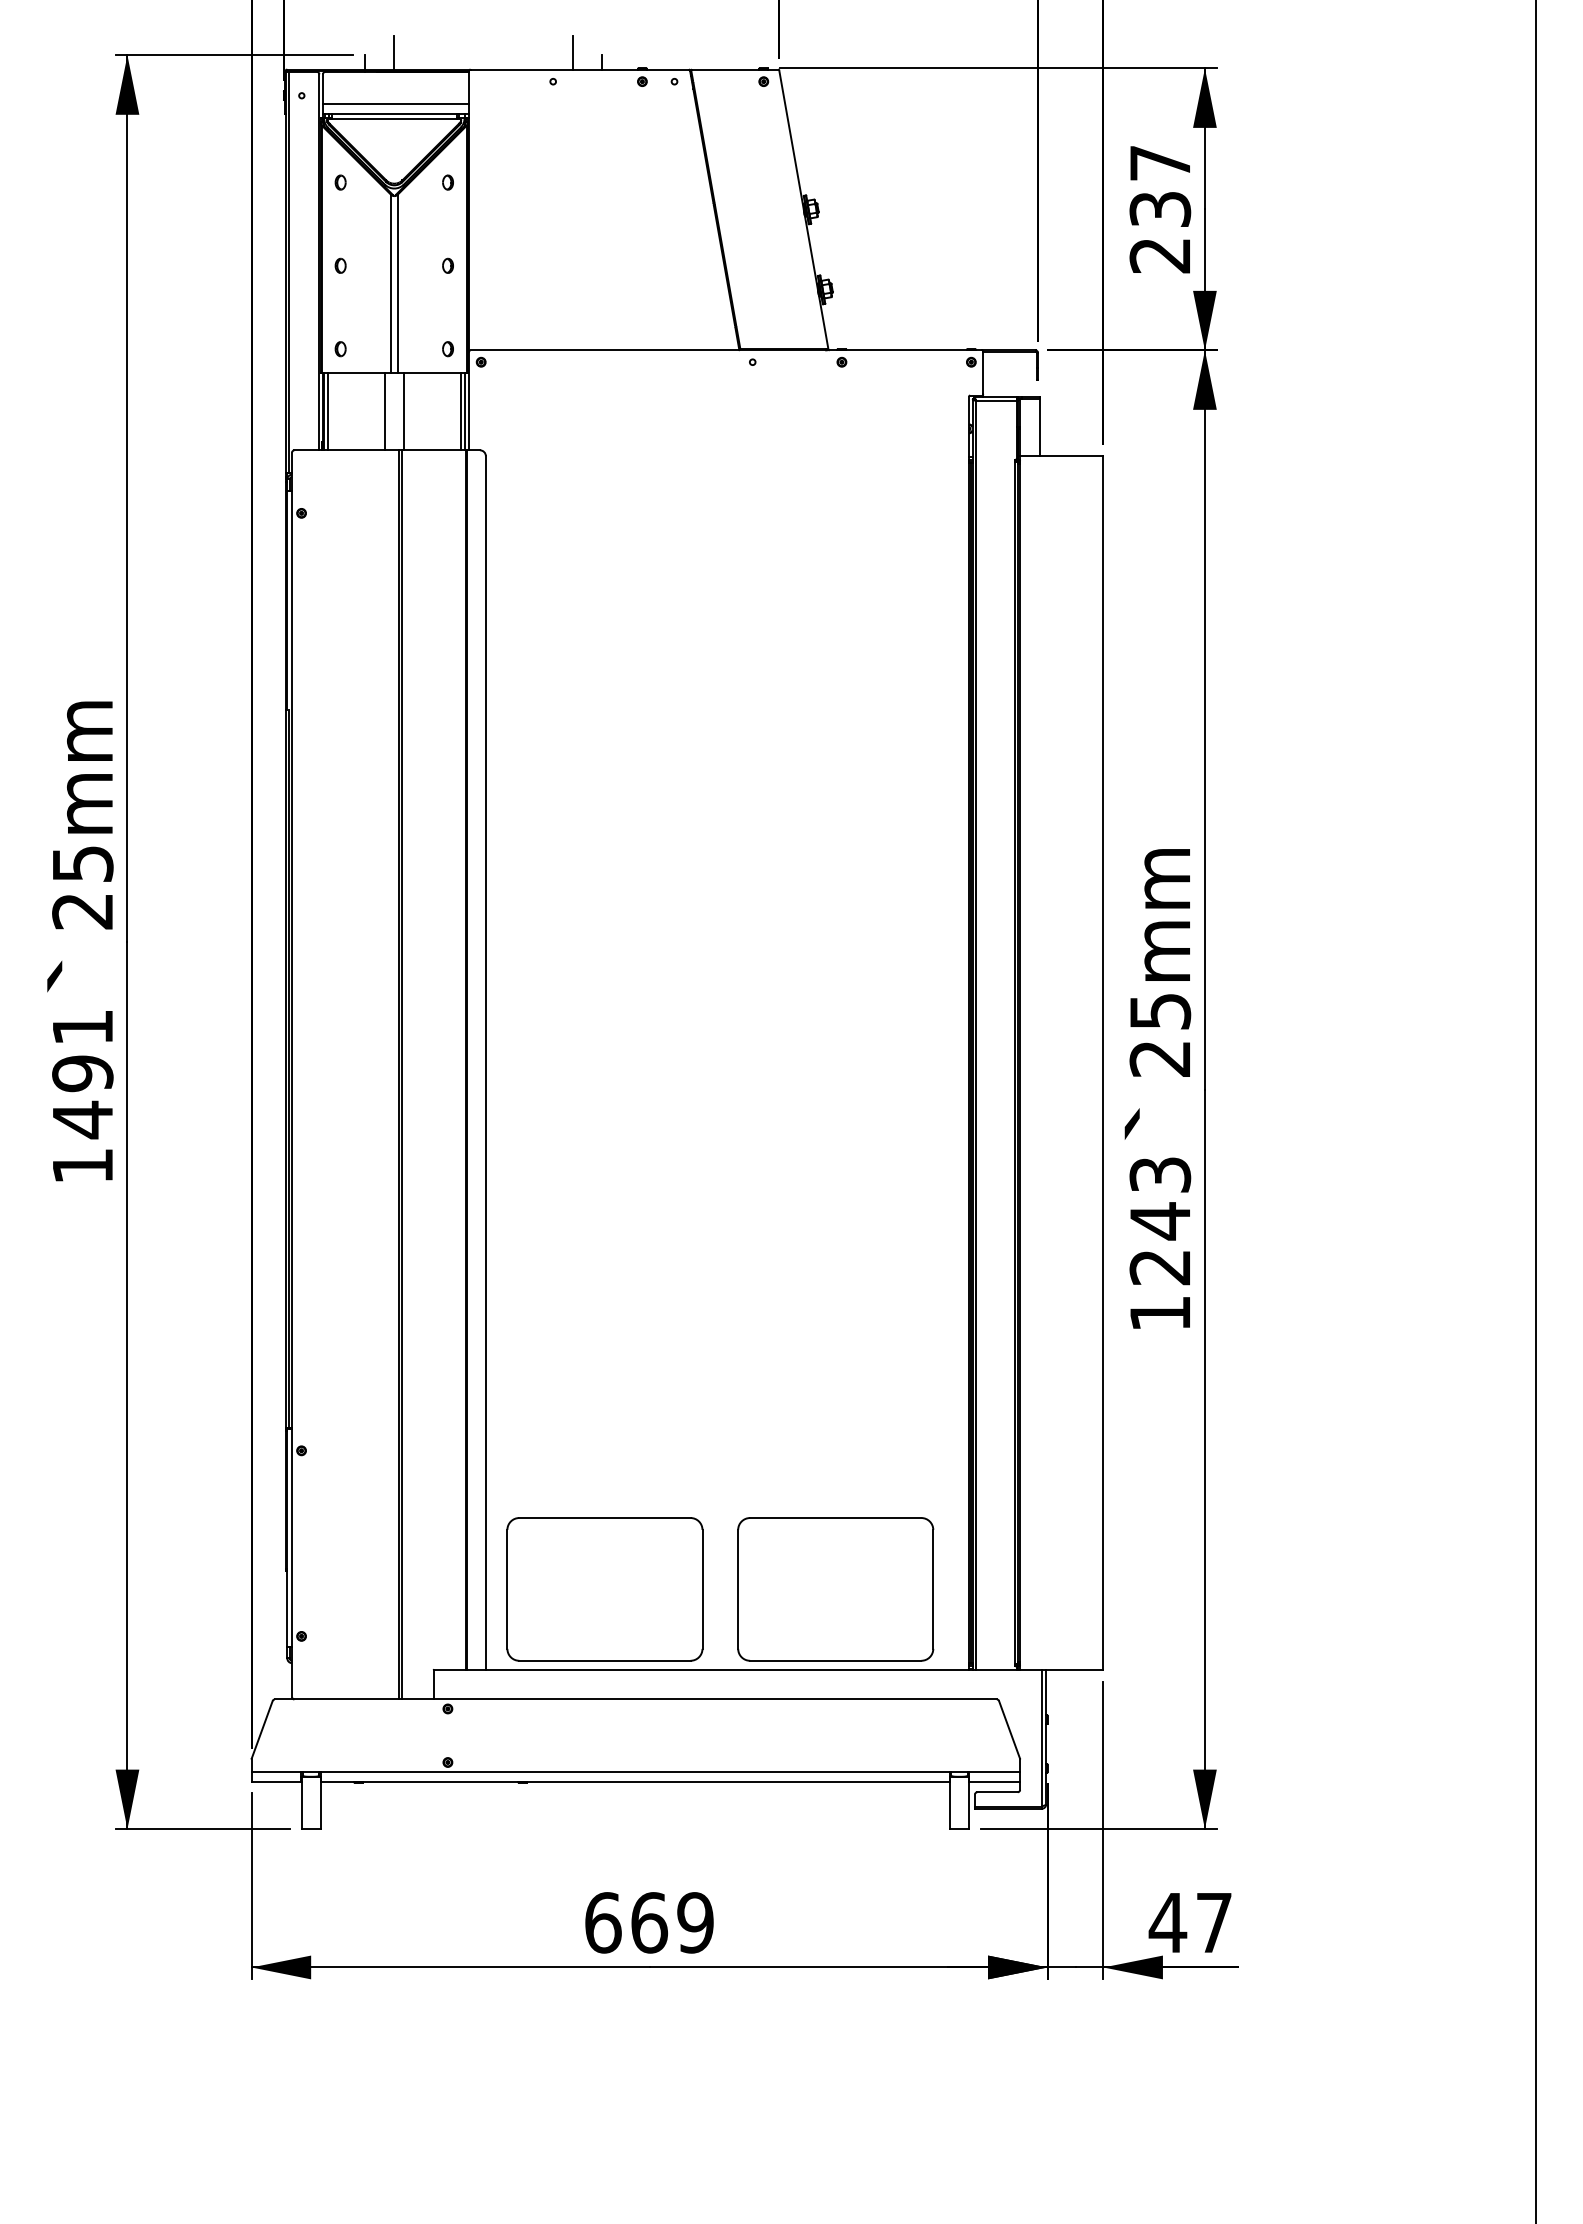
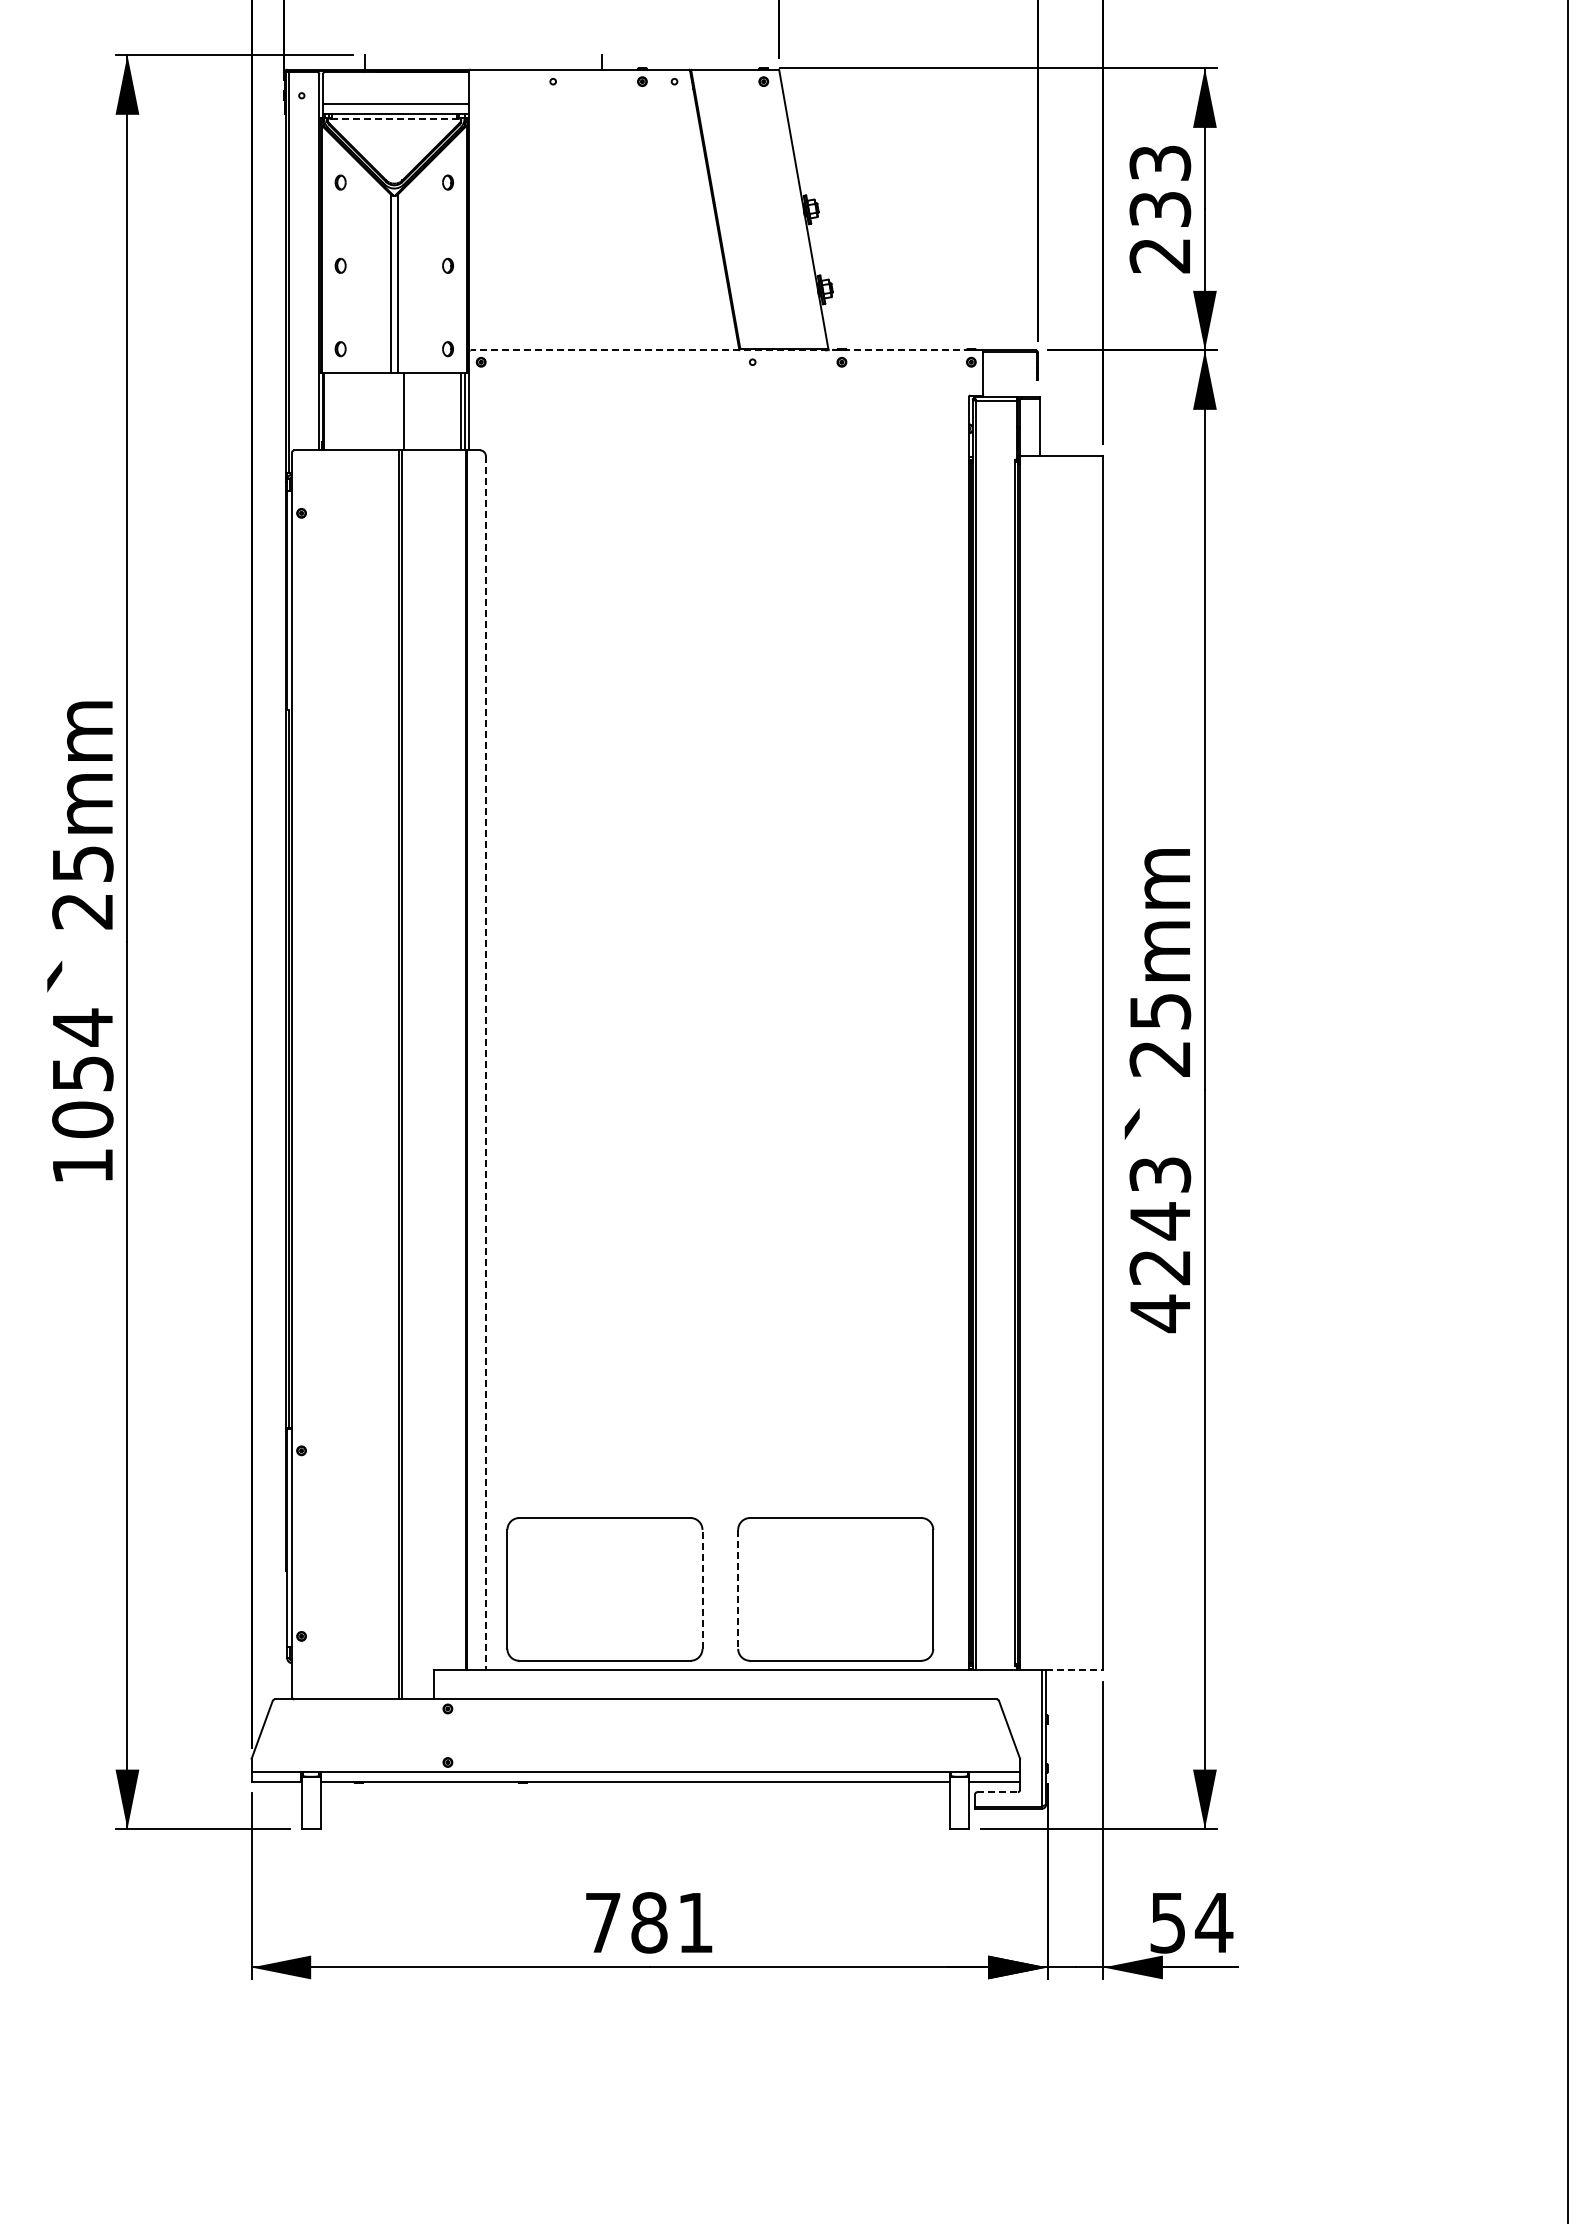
line: present -> none (394, 52)
line: present -> none (572, 52)
line: solid -> dashed (394, 118)
text: 237 -> 233 (1160, 162)
line: solid -> dashed (726, 350)
line: present -> none (328, 411)
line: present -> none (384, 411)
line: solid -> dashed (485, 1062)
text: 1491 -> 1054 (82, 1073)
line position: (1535, 1111) -> (1567, 1111) (1567, 1111)
text: 1243 -> 4243 (1159, 1313)
line: solid -> dashed (702, 1588)
line: solid -> dashed (738, 1589)
line: solid -> dashed (1074, 1669)
line: solid -> dashed (998, 1792)
text: 669 -> 781 (649, 1922)
text: 47 -> 54 (1190, 1923)
